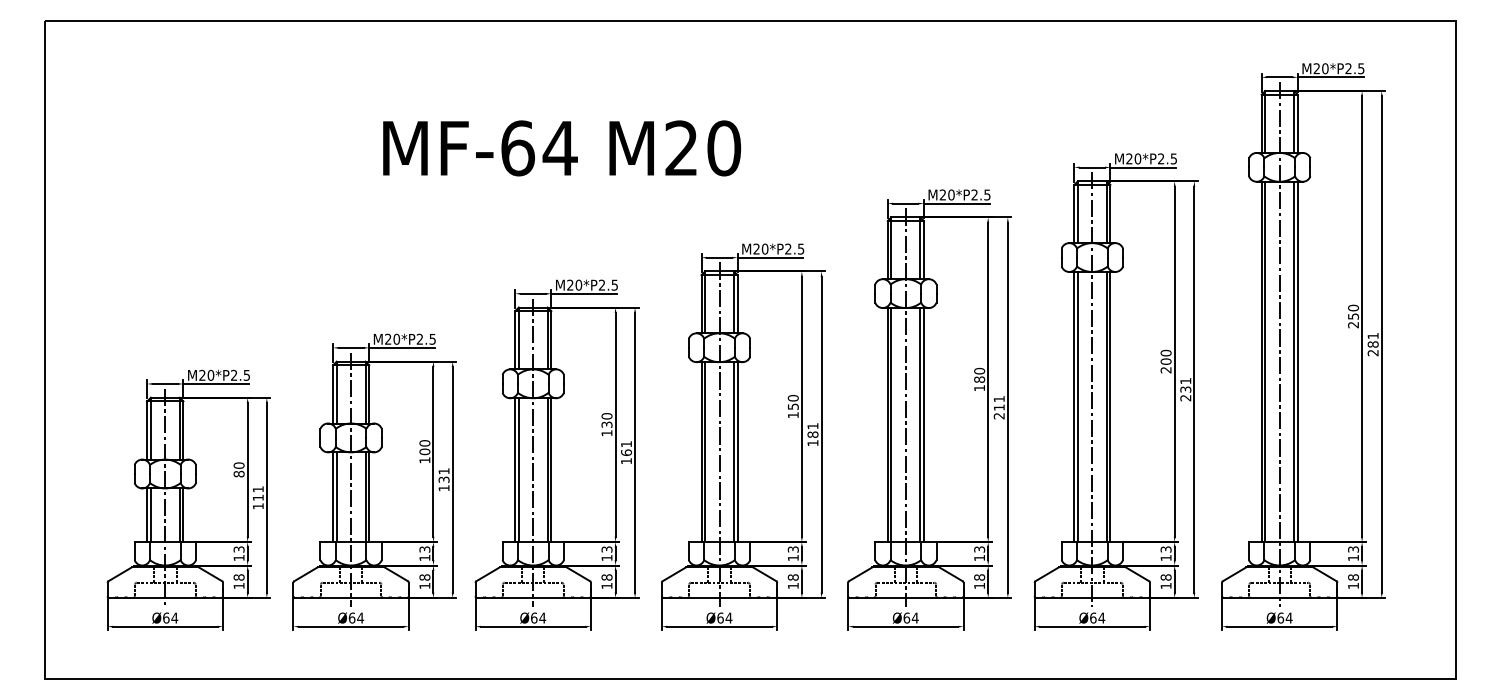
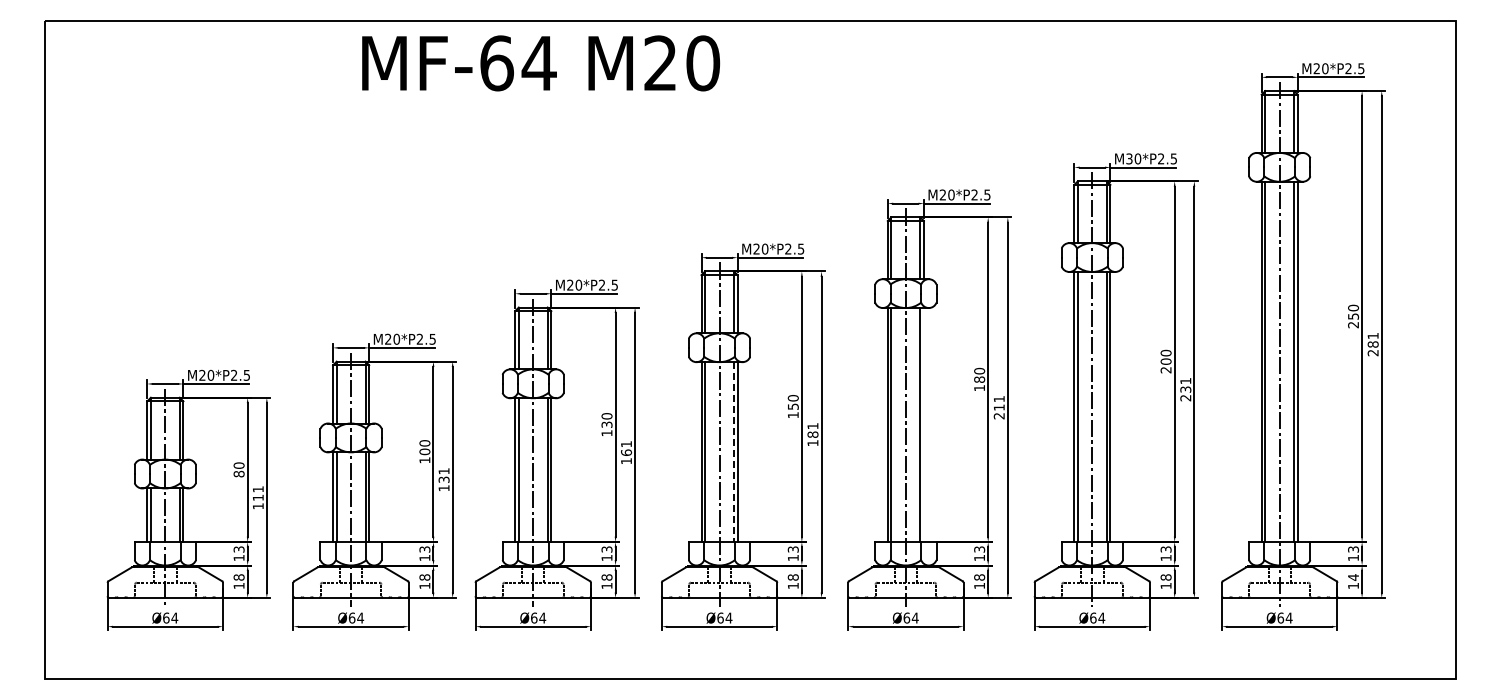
text position: (562, 148) -> (541, 63) (541, 63)
text: M20*P2.5 -> M30*P2.5 (1129, 159)
line: present -> none (923, 425)
line: solid -> dashed (733, 452)
text: 18 -> 14 (1353, 577)
